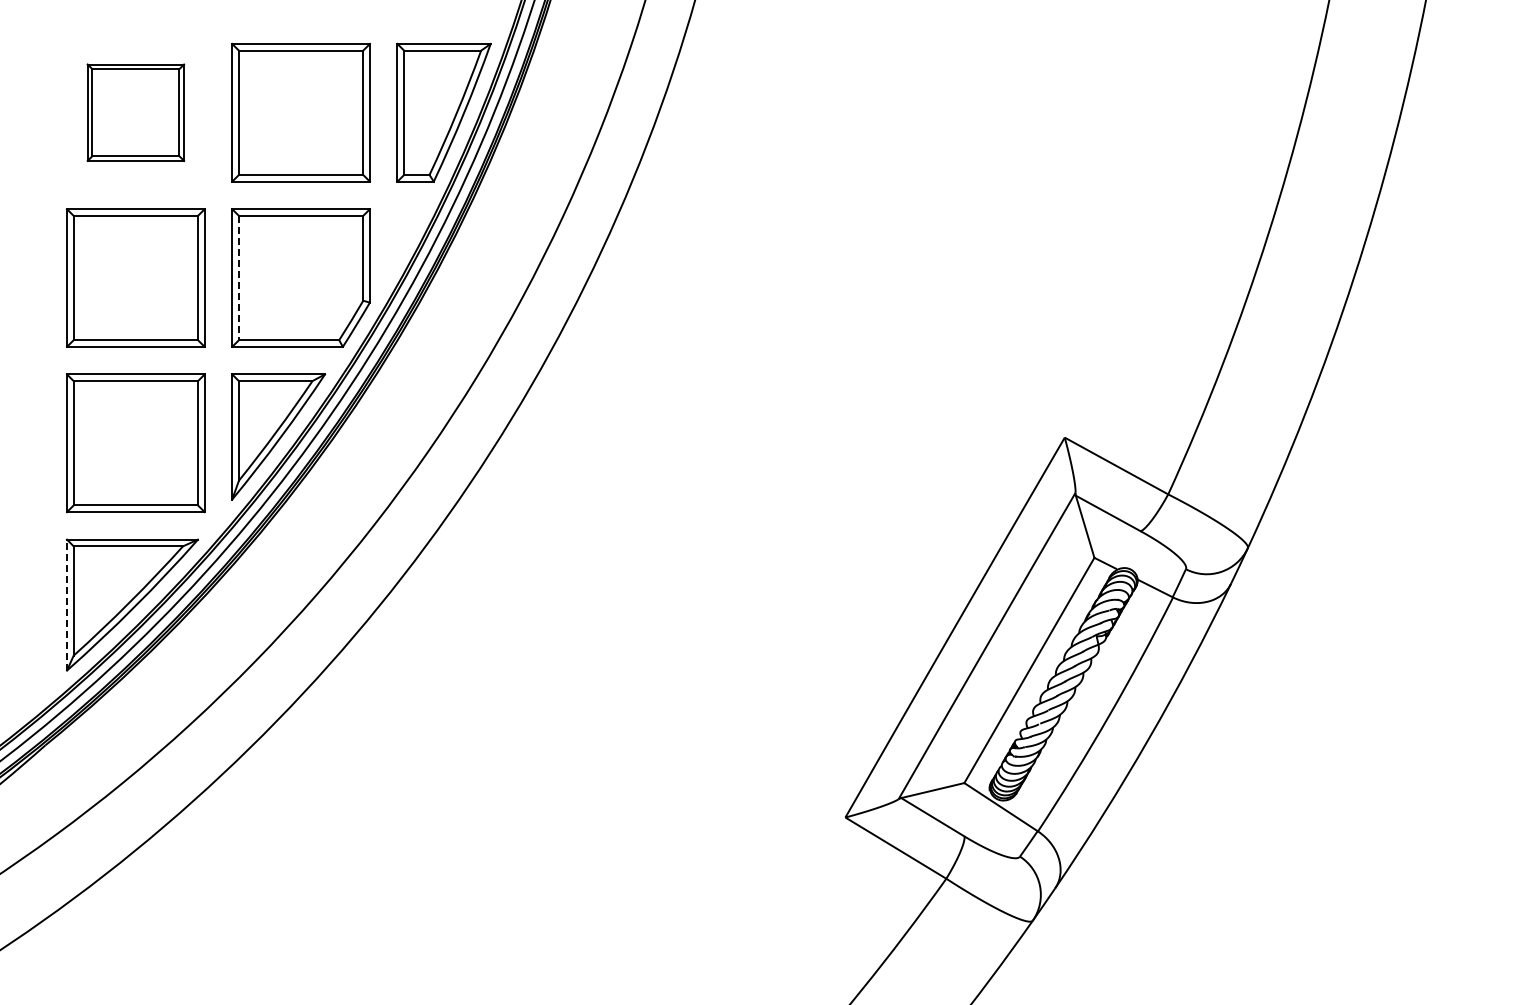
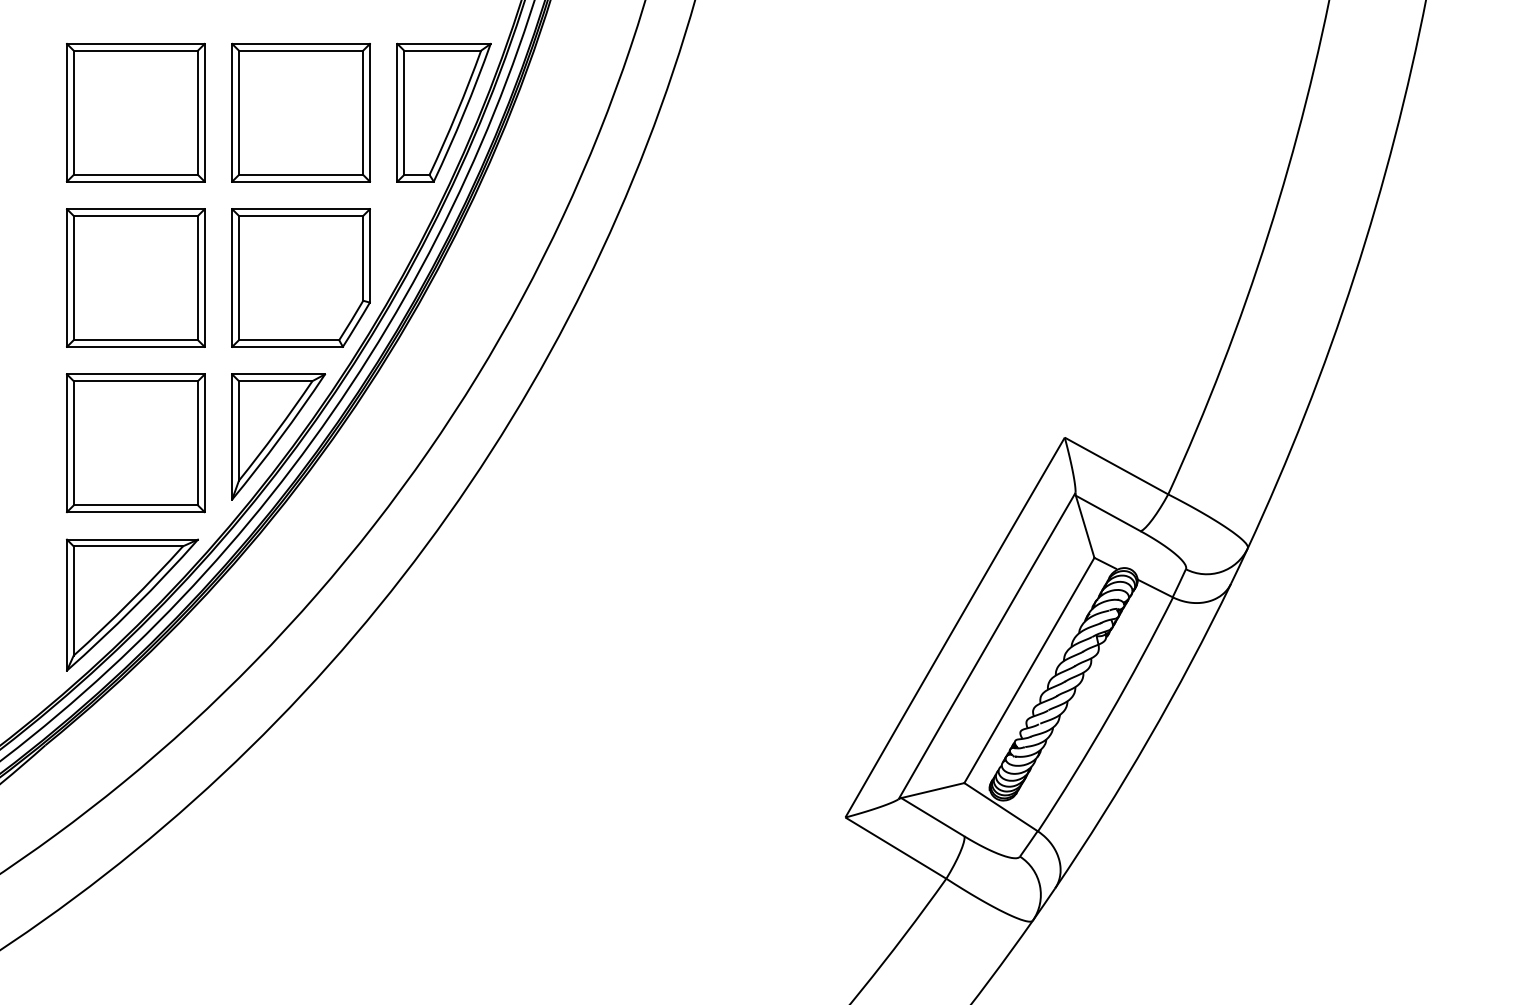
part size: 100x99 px -> 140x141 px (135, 112)
line: dashed -> solid (238, 278)
line: dashed -> solid (67, 604)
